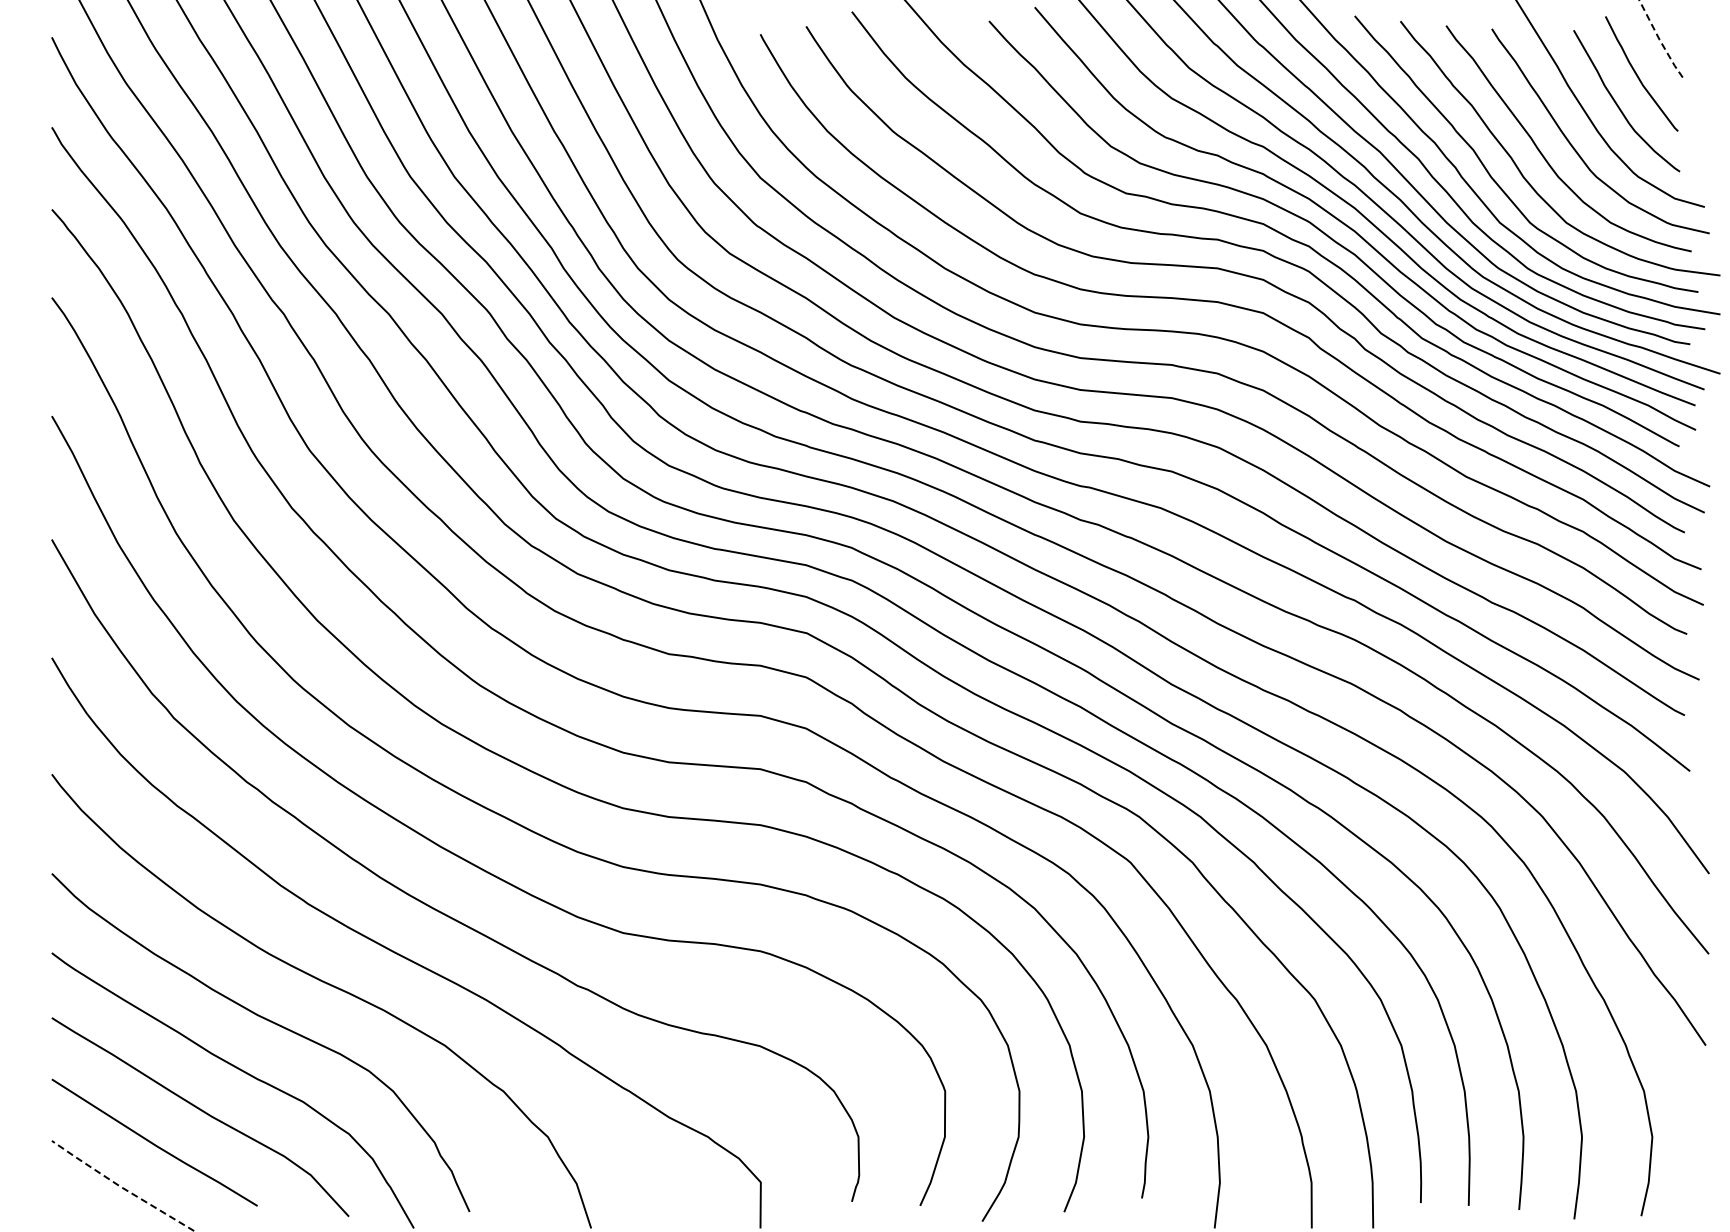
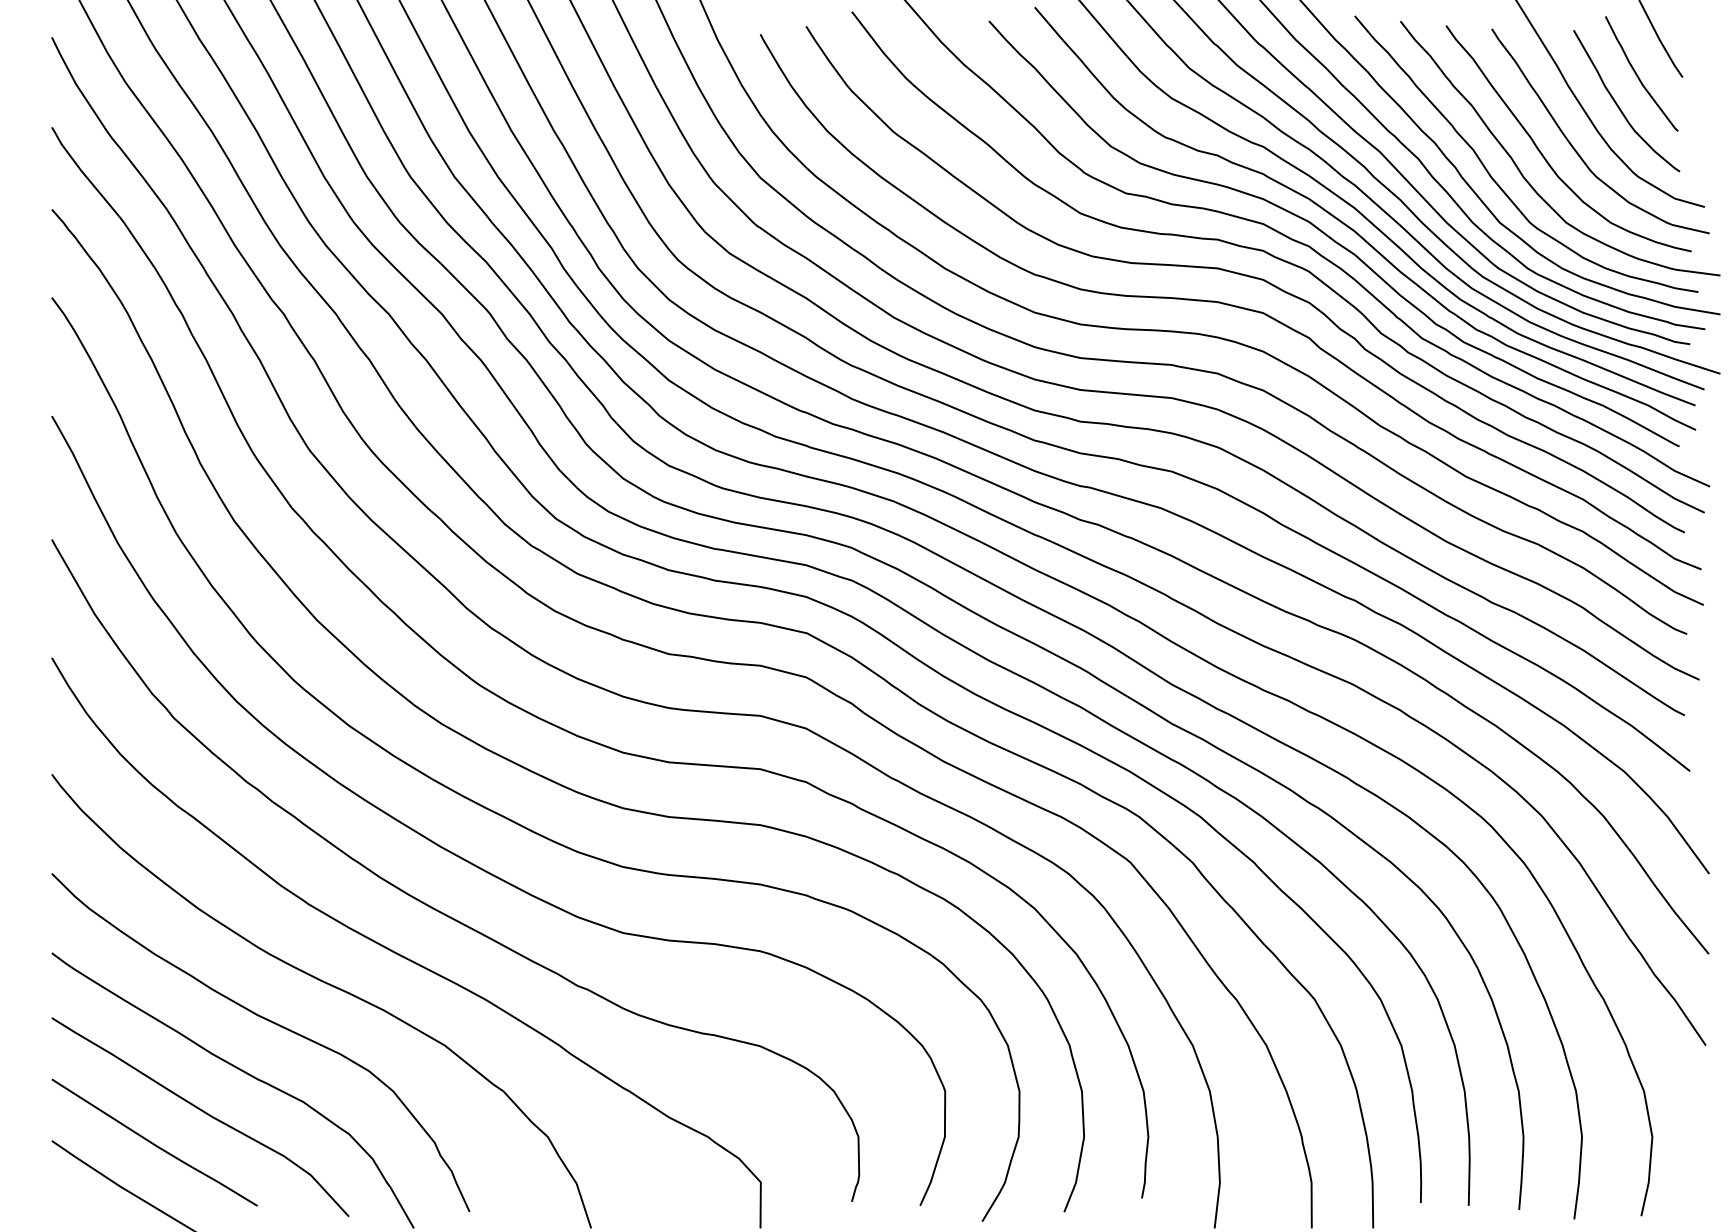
line: dashed -> solid (1660, 40)
line: dashed -> solid (121, 1187)
